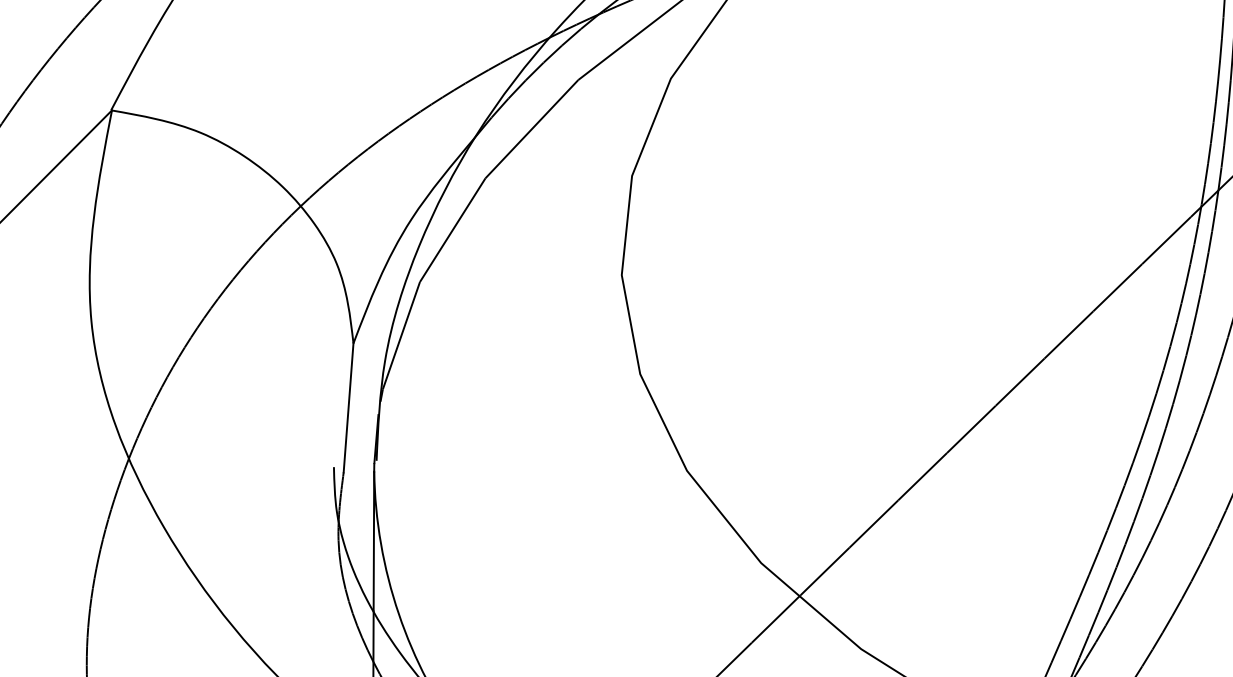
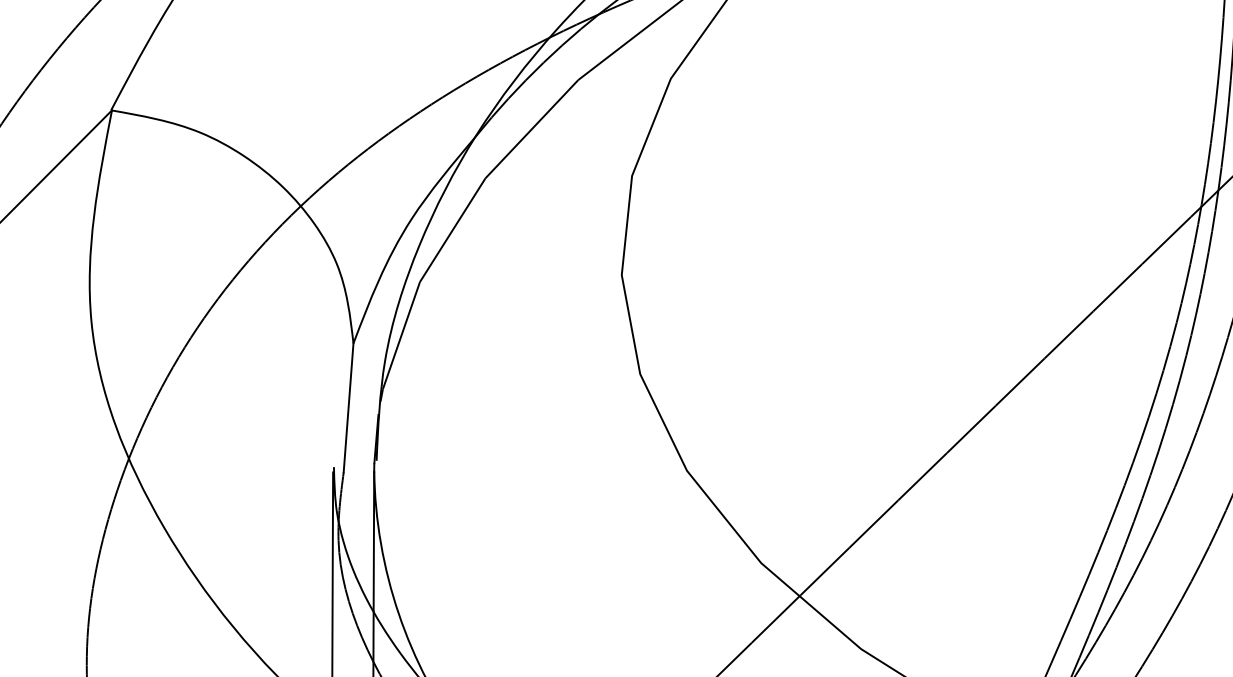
line: none -> present (332, 572)
